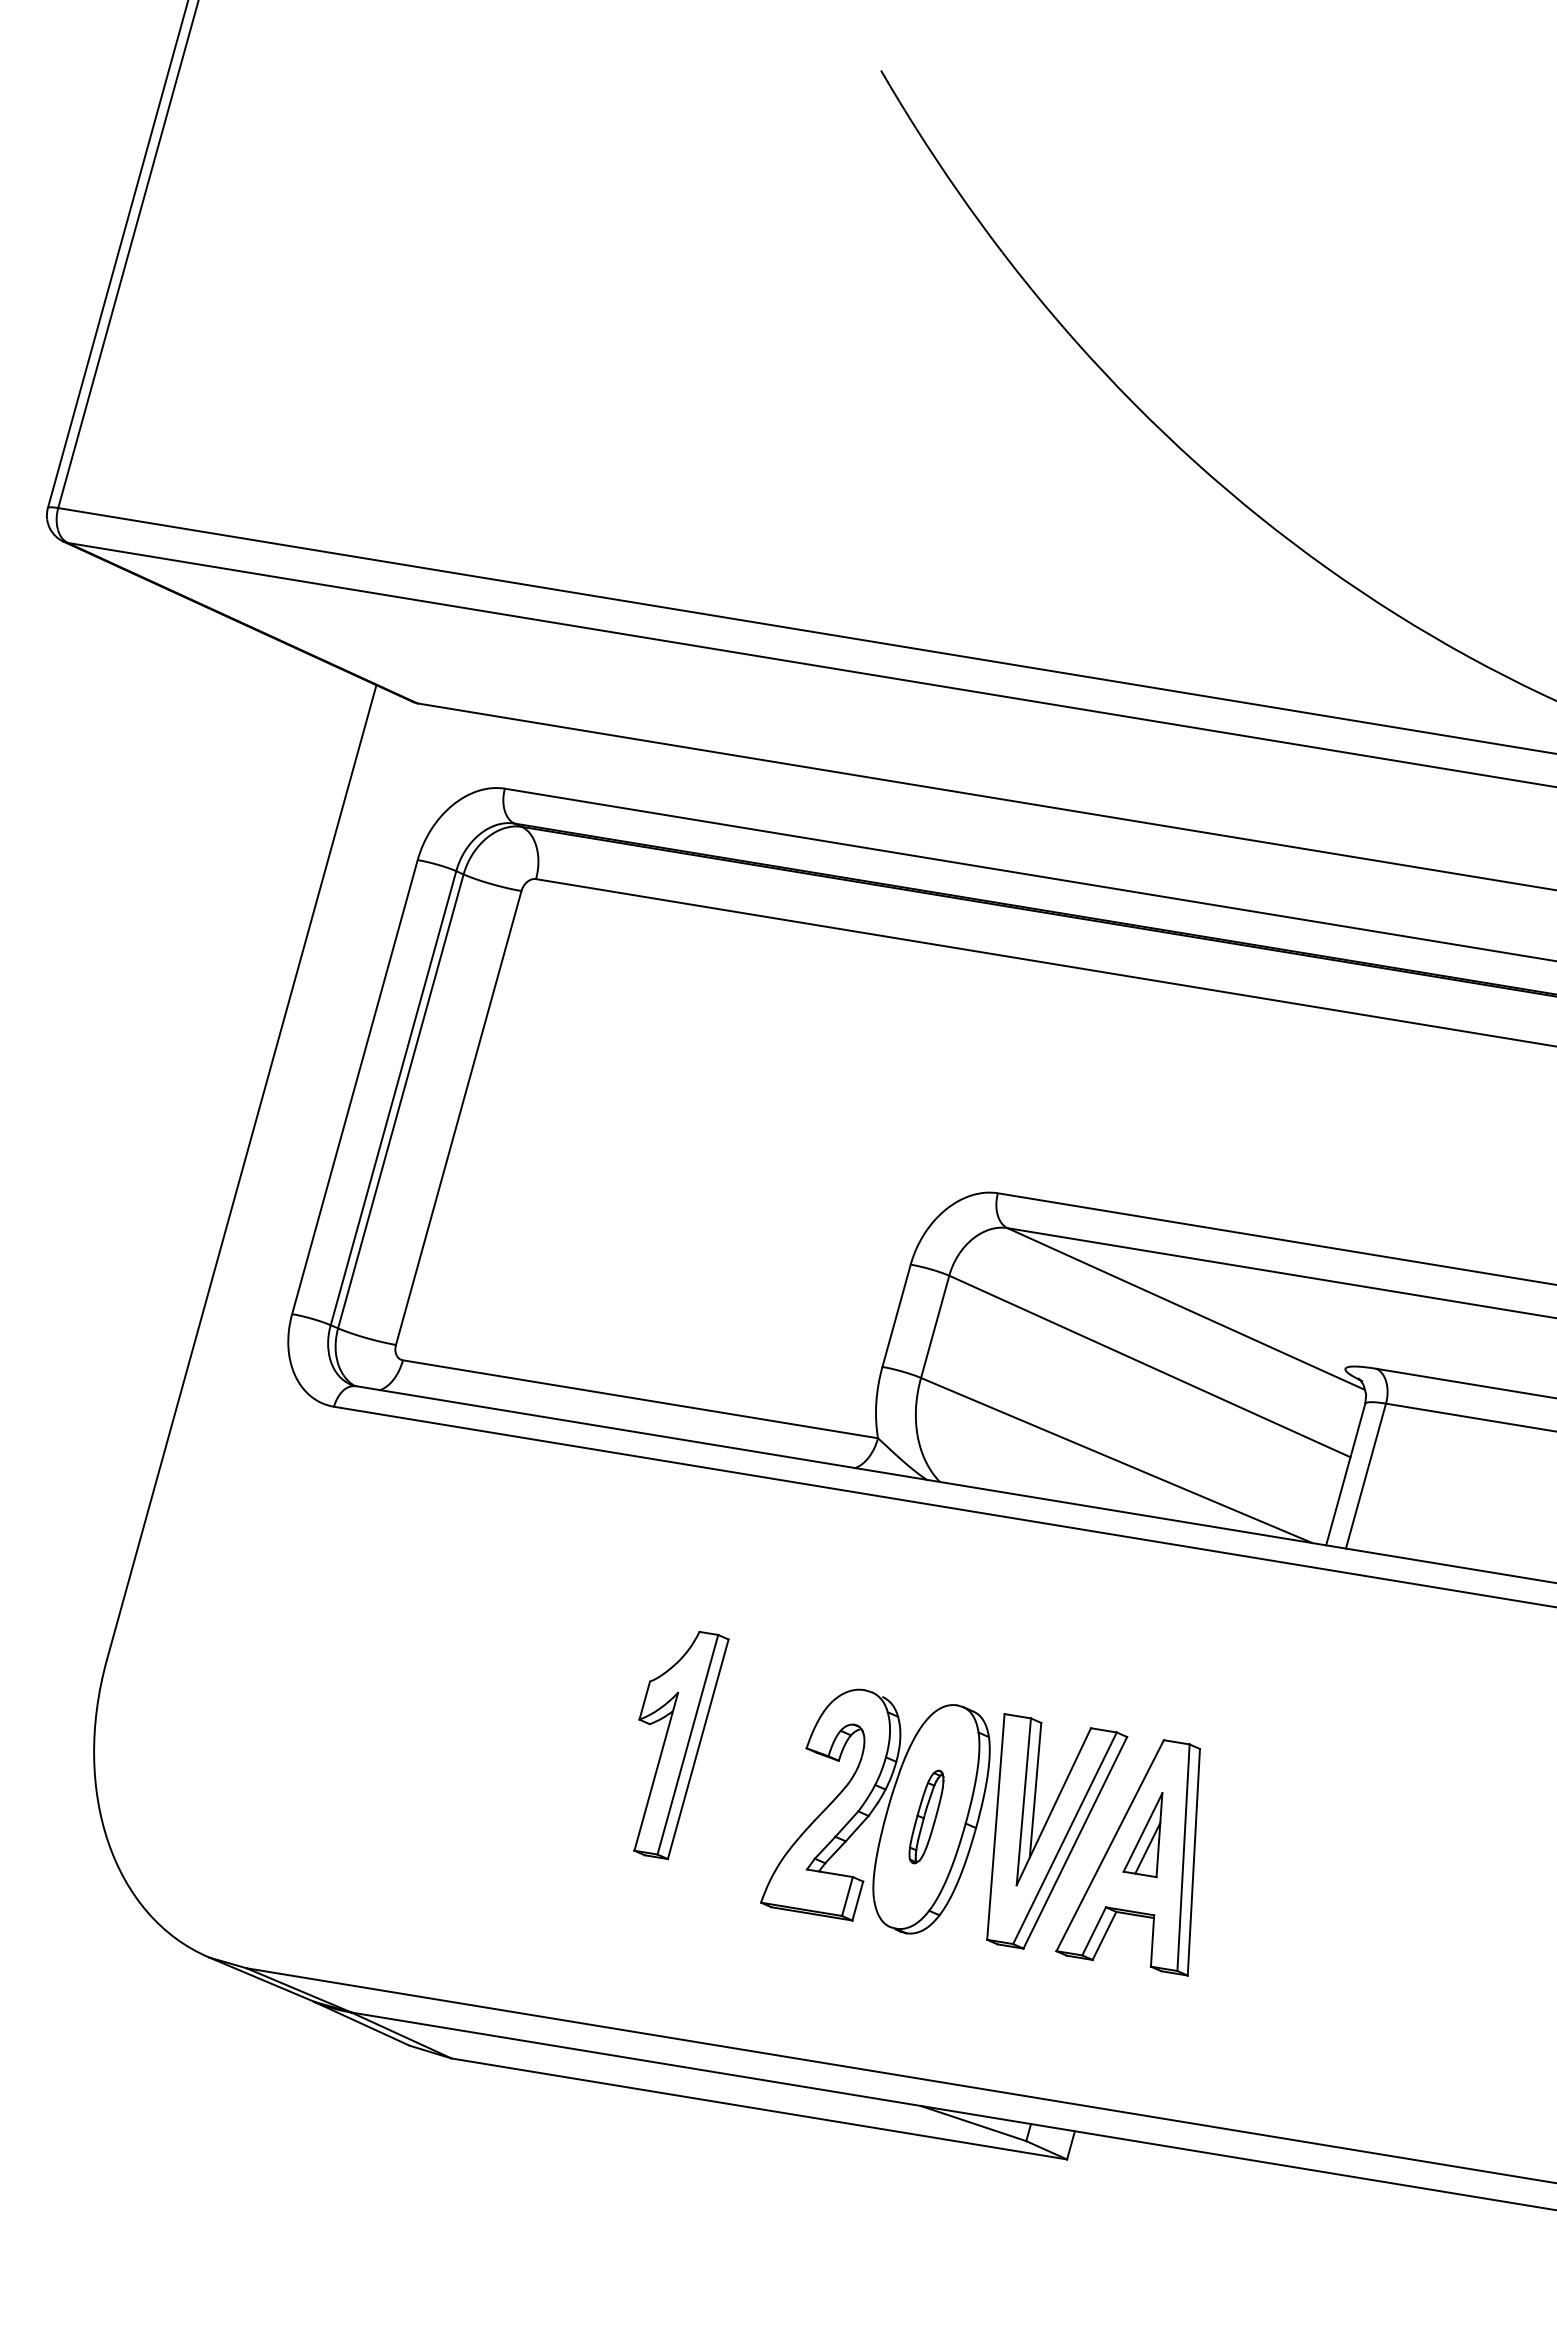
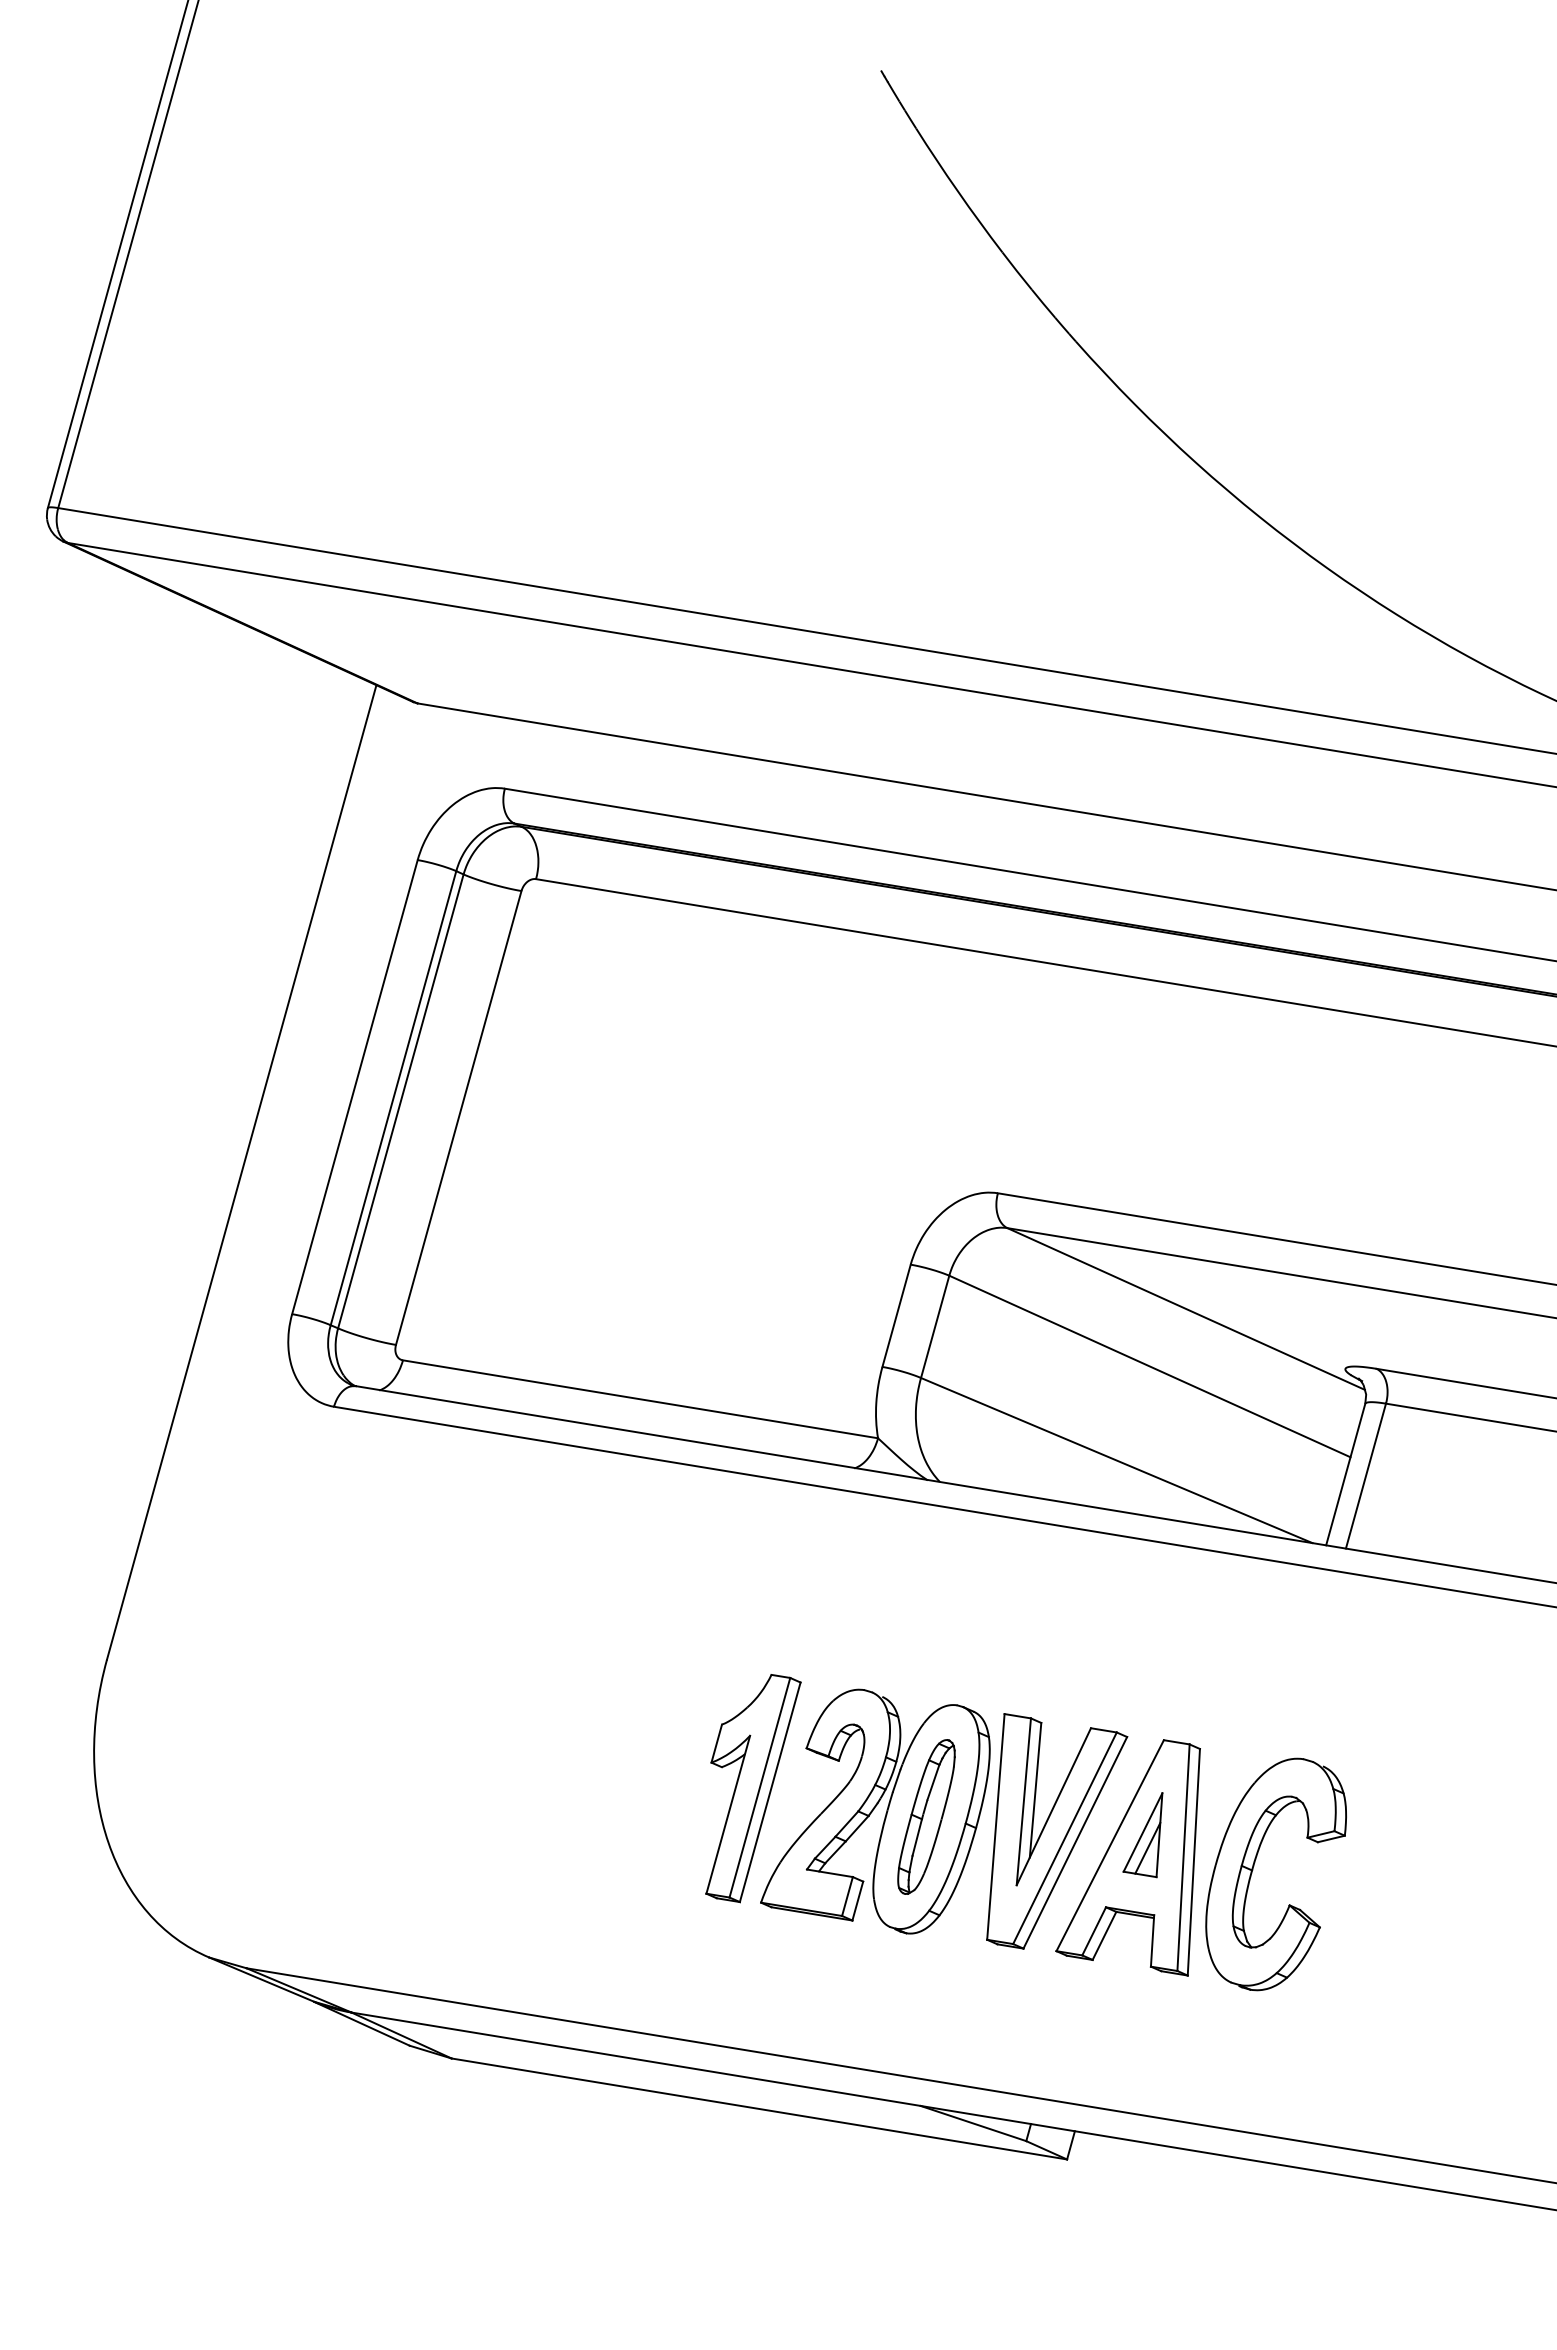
part position: (681, 1745) -> (753, 1788) (753, 1788)
part size: 37x96 px -> 59x156 px (926, 1816)
part: none -> present (1253, 1870)
